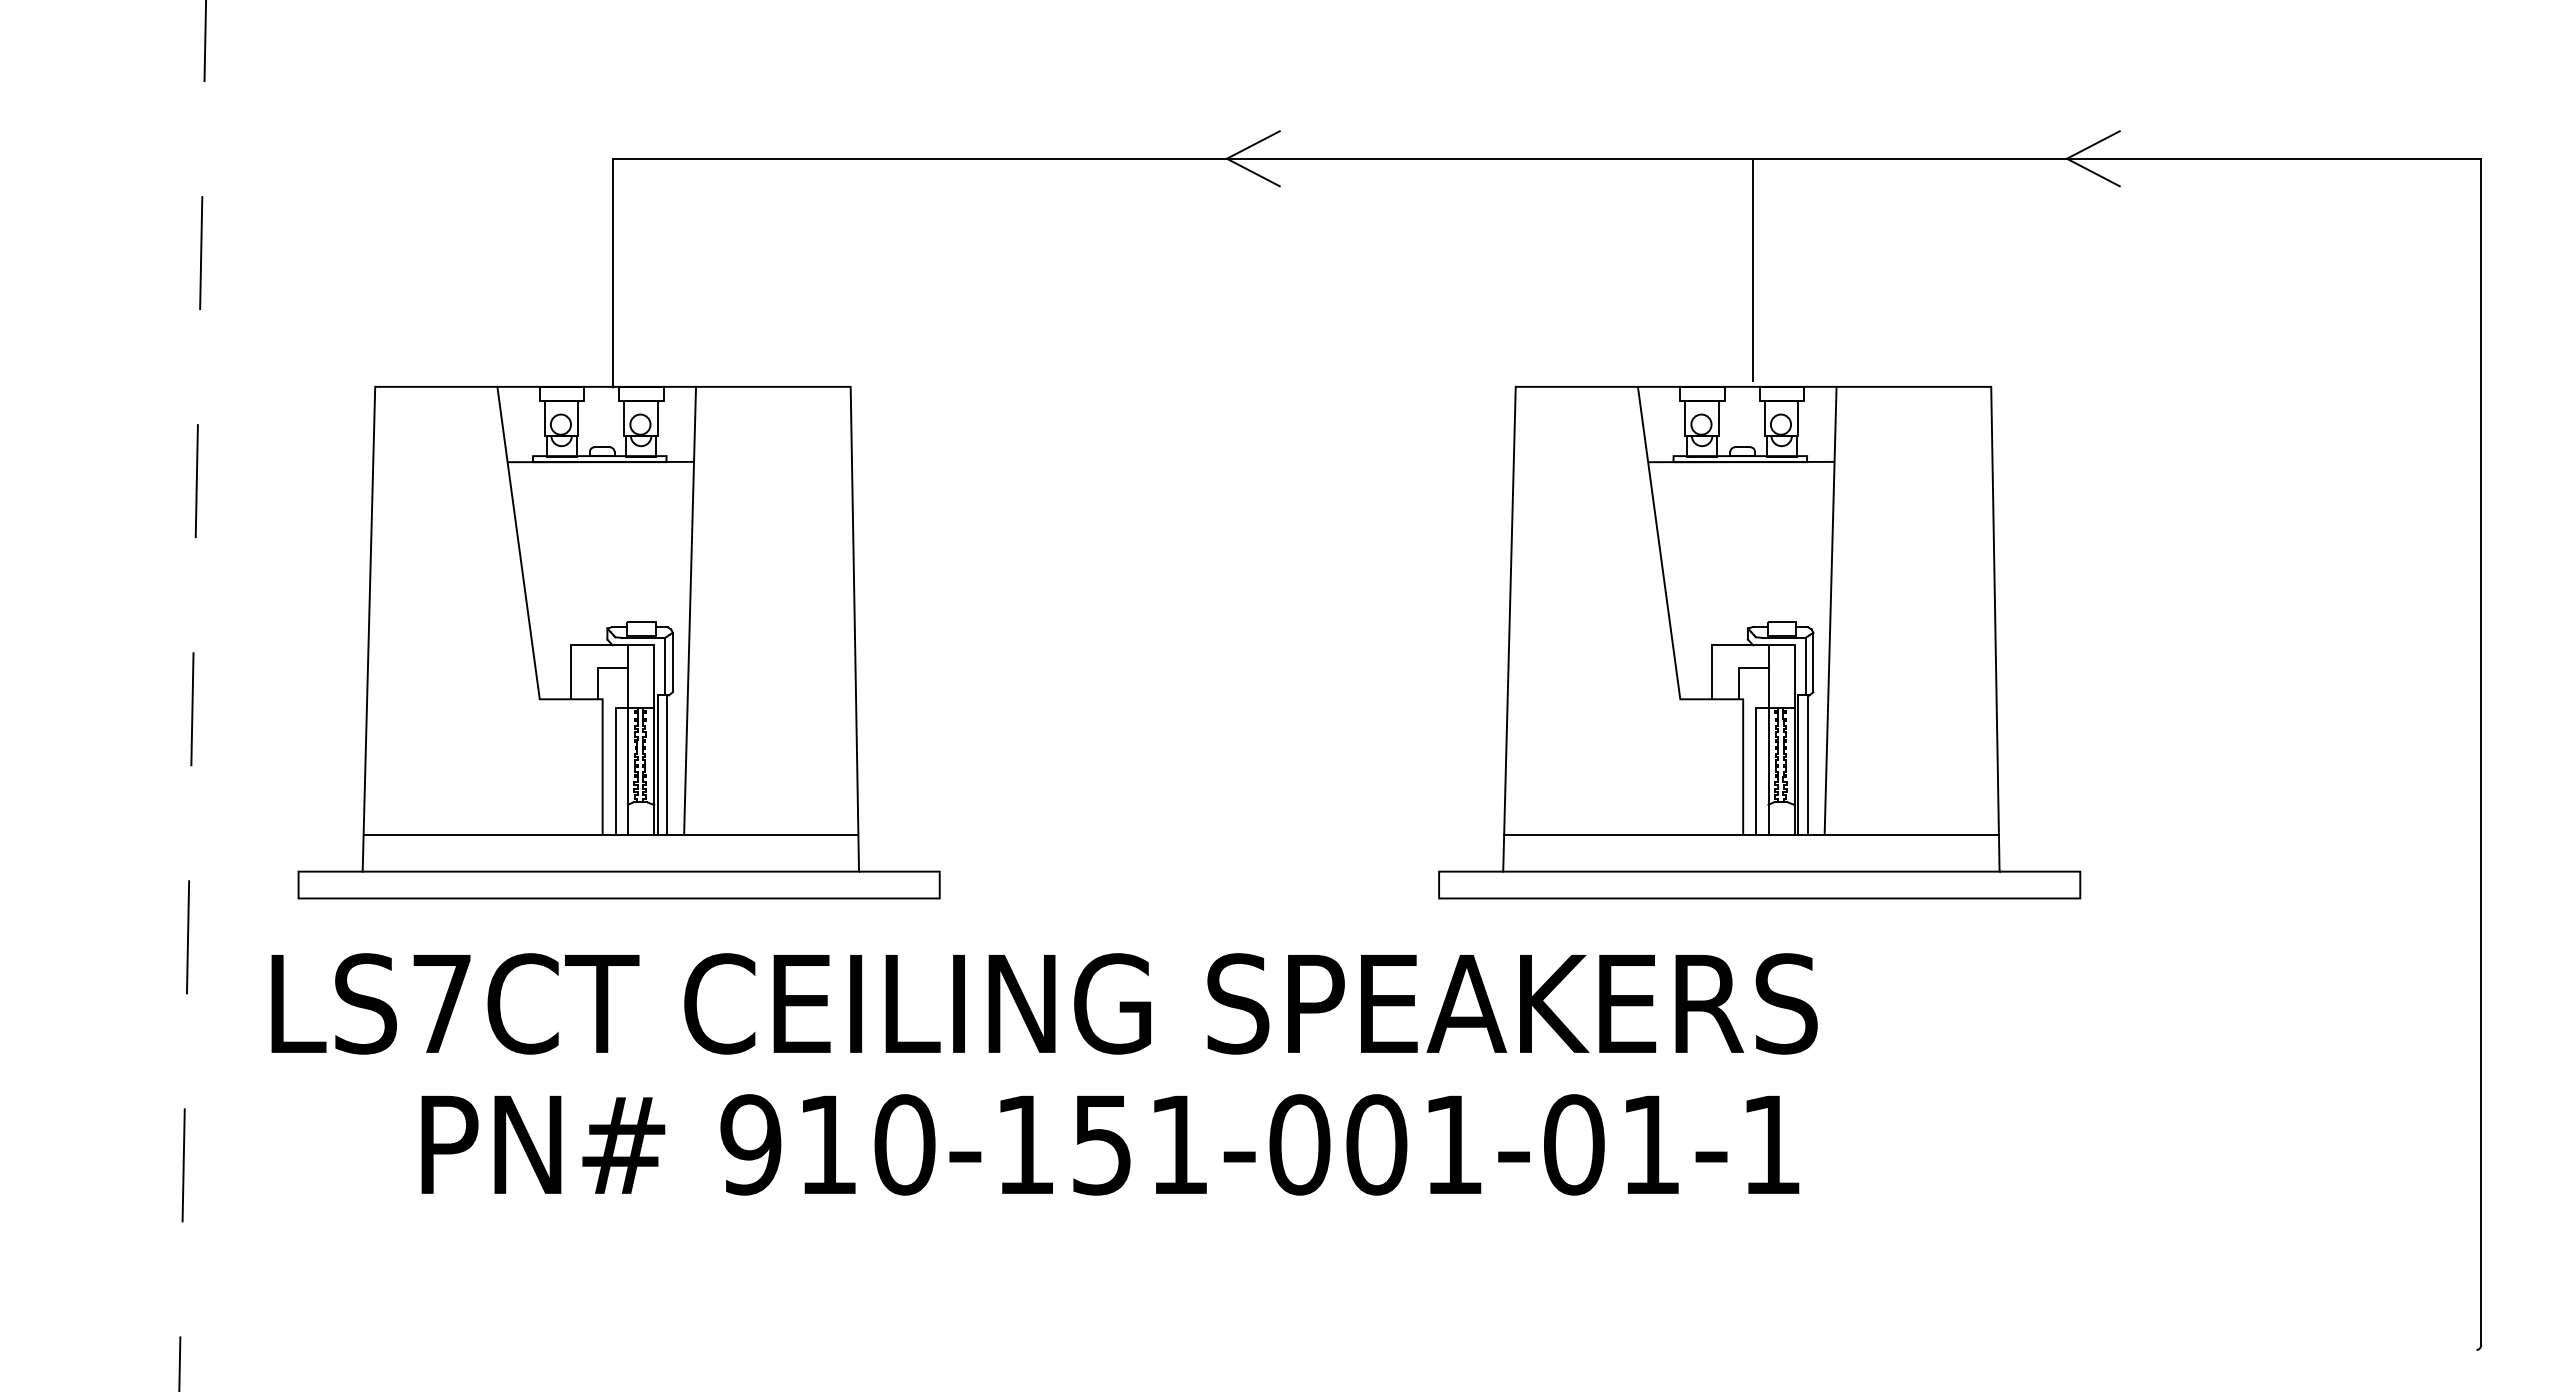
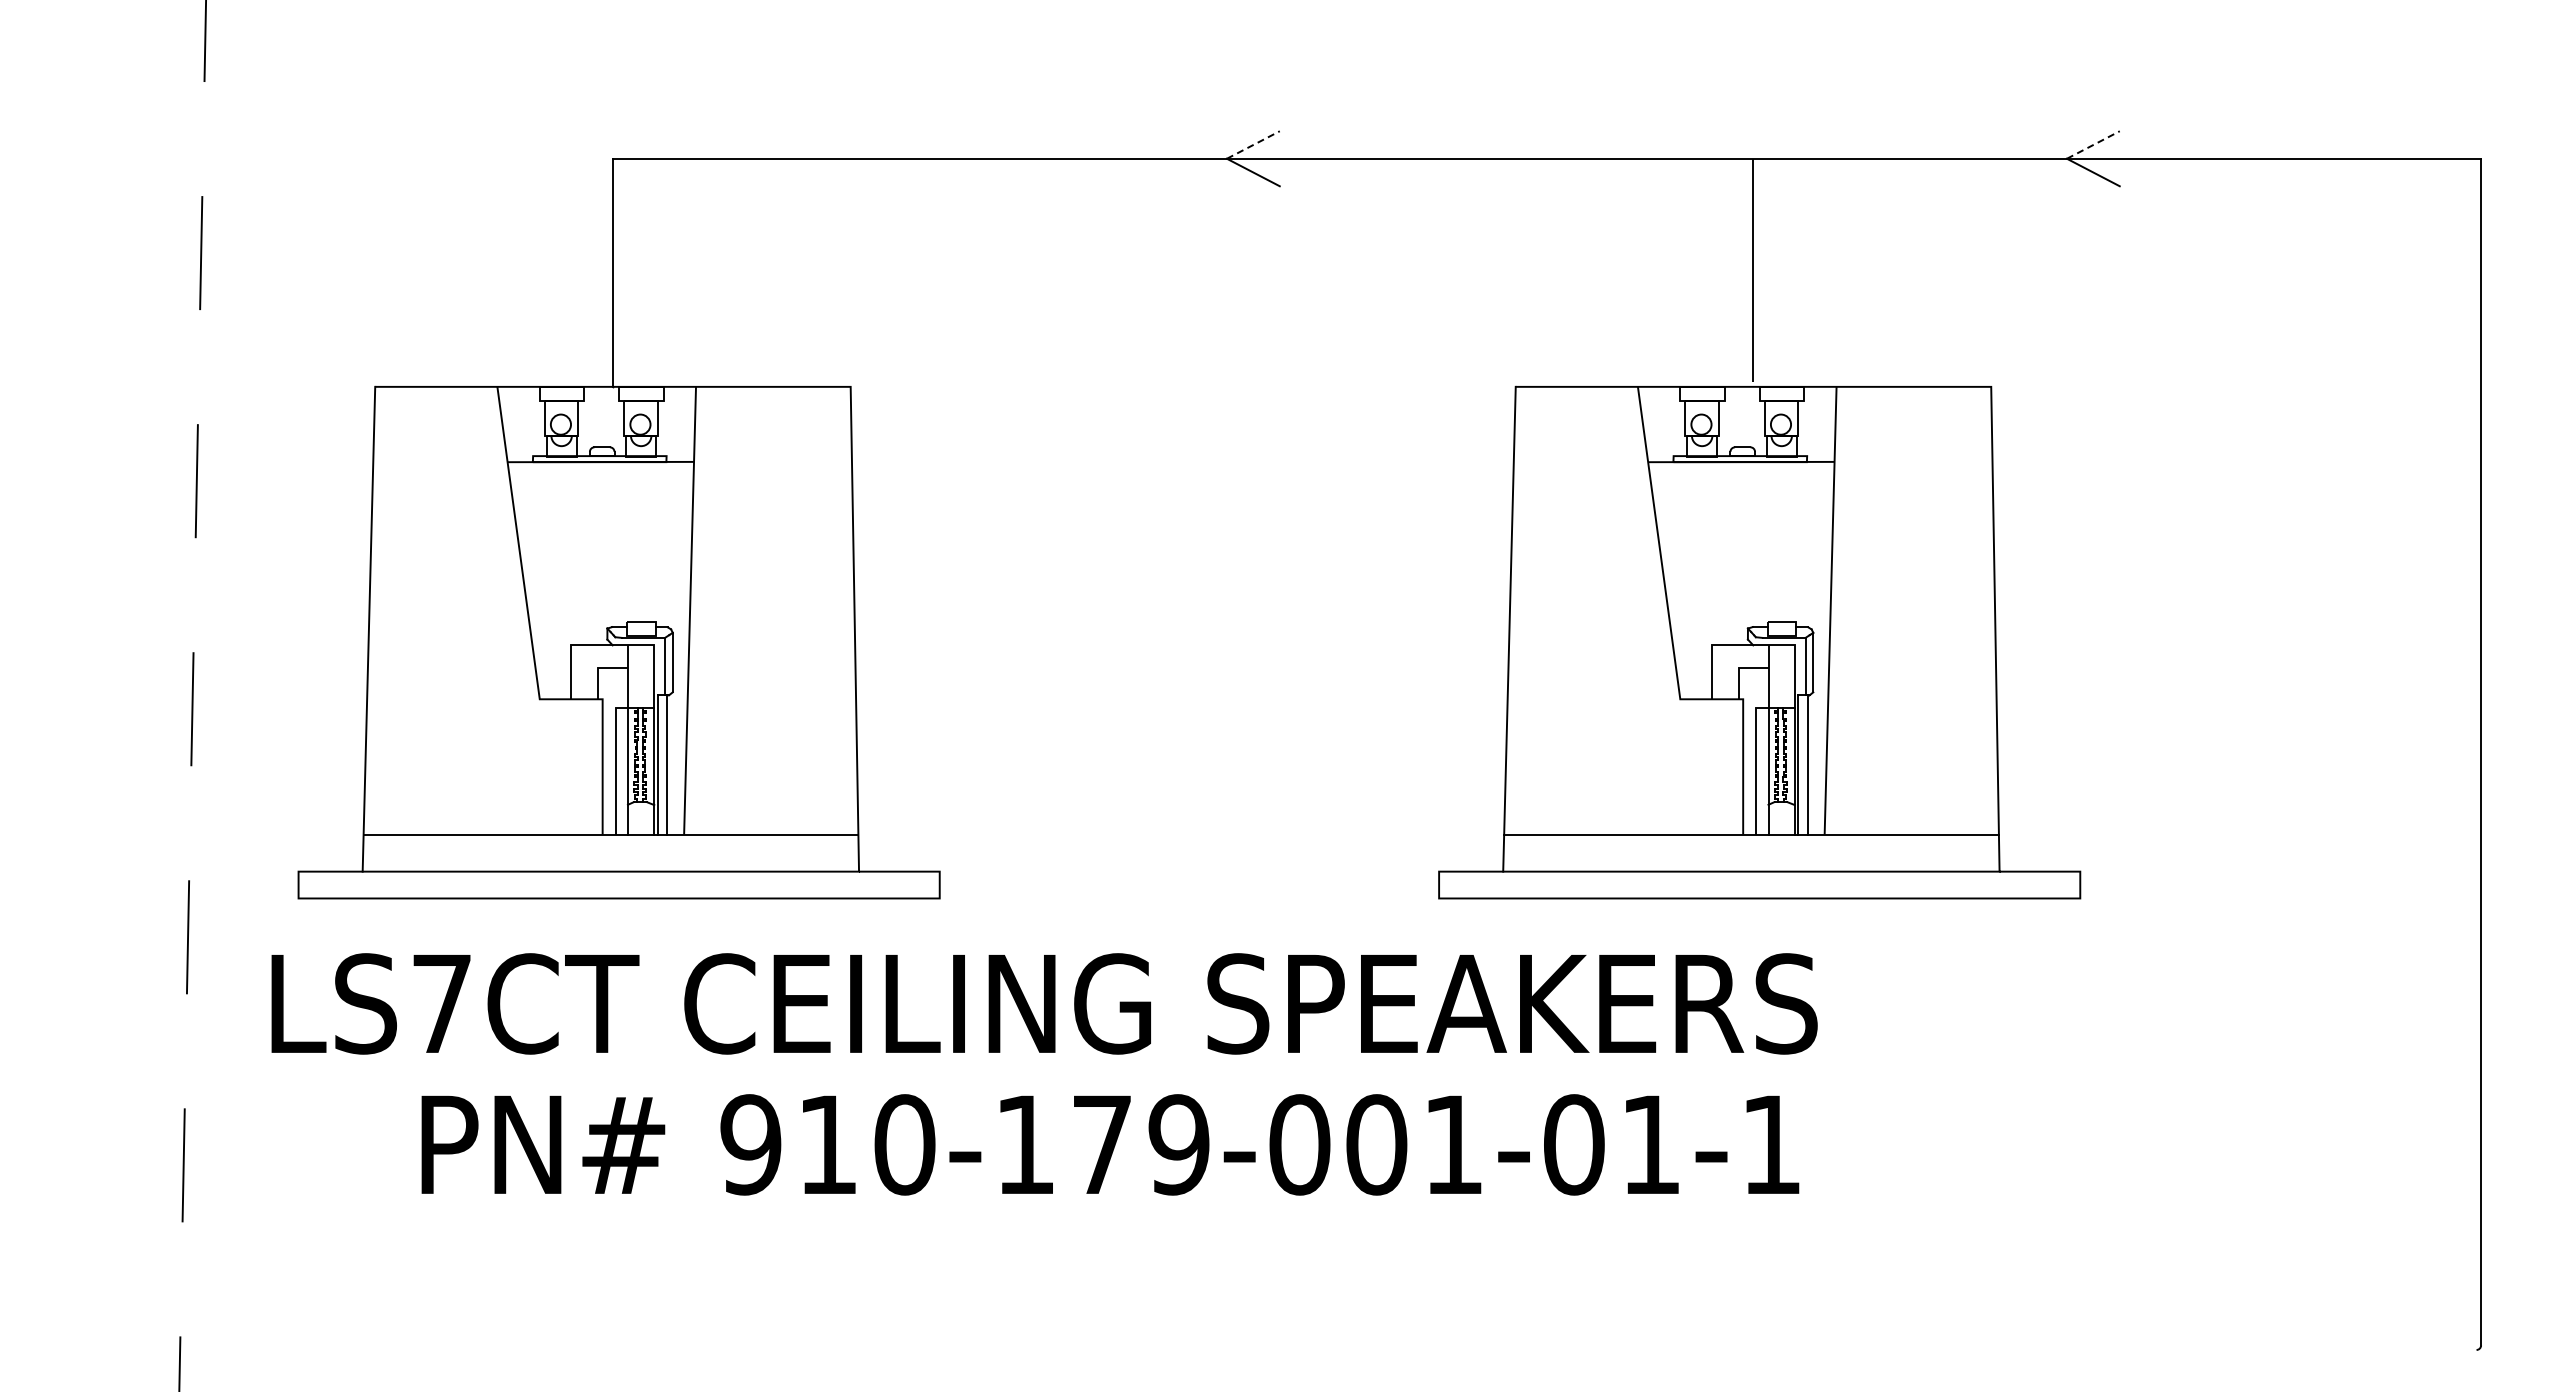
line: solid -> dashed (1253, 145)
line: solid -> dashed (2093, 145)
text: 910-151-001-01-1 -> 910-179-001-01-1 (1141, 1144)
